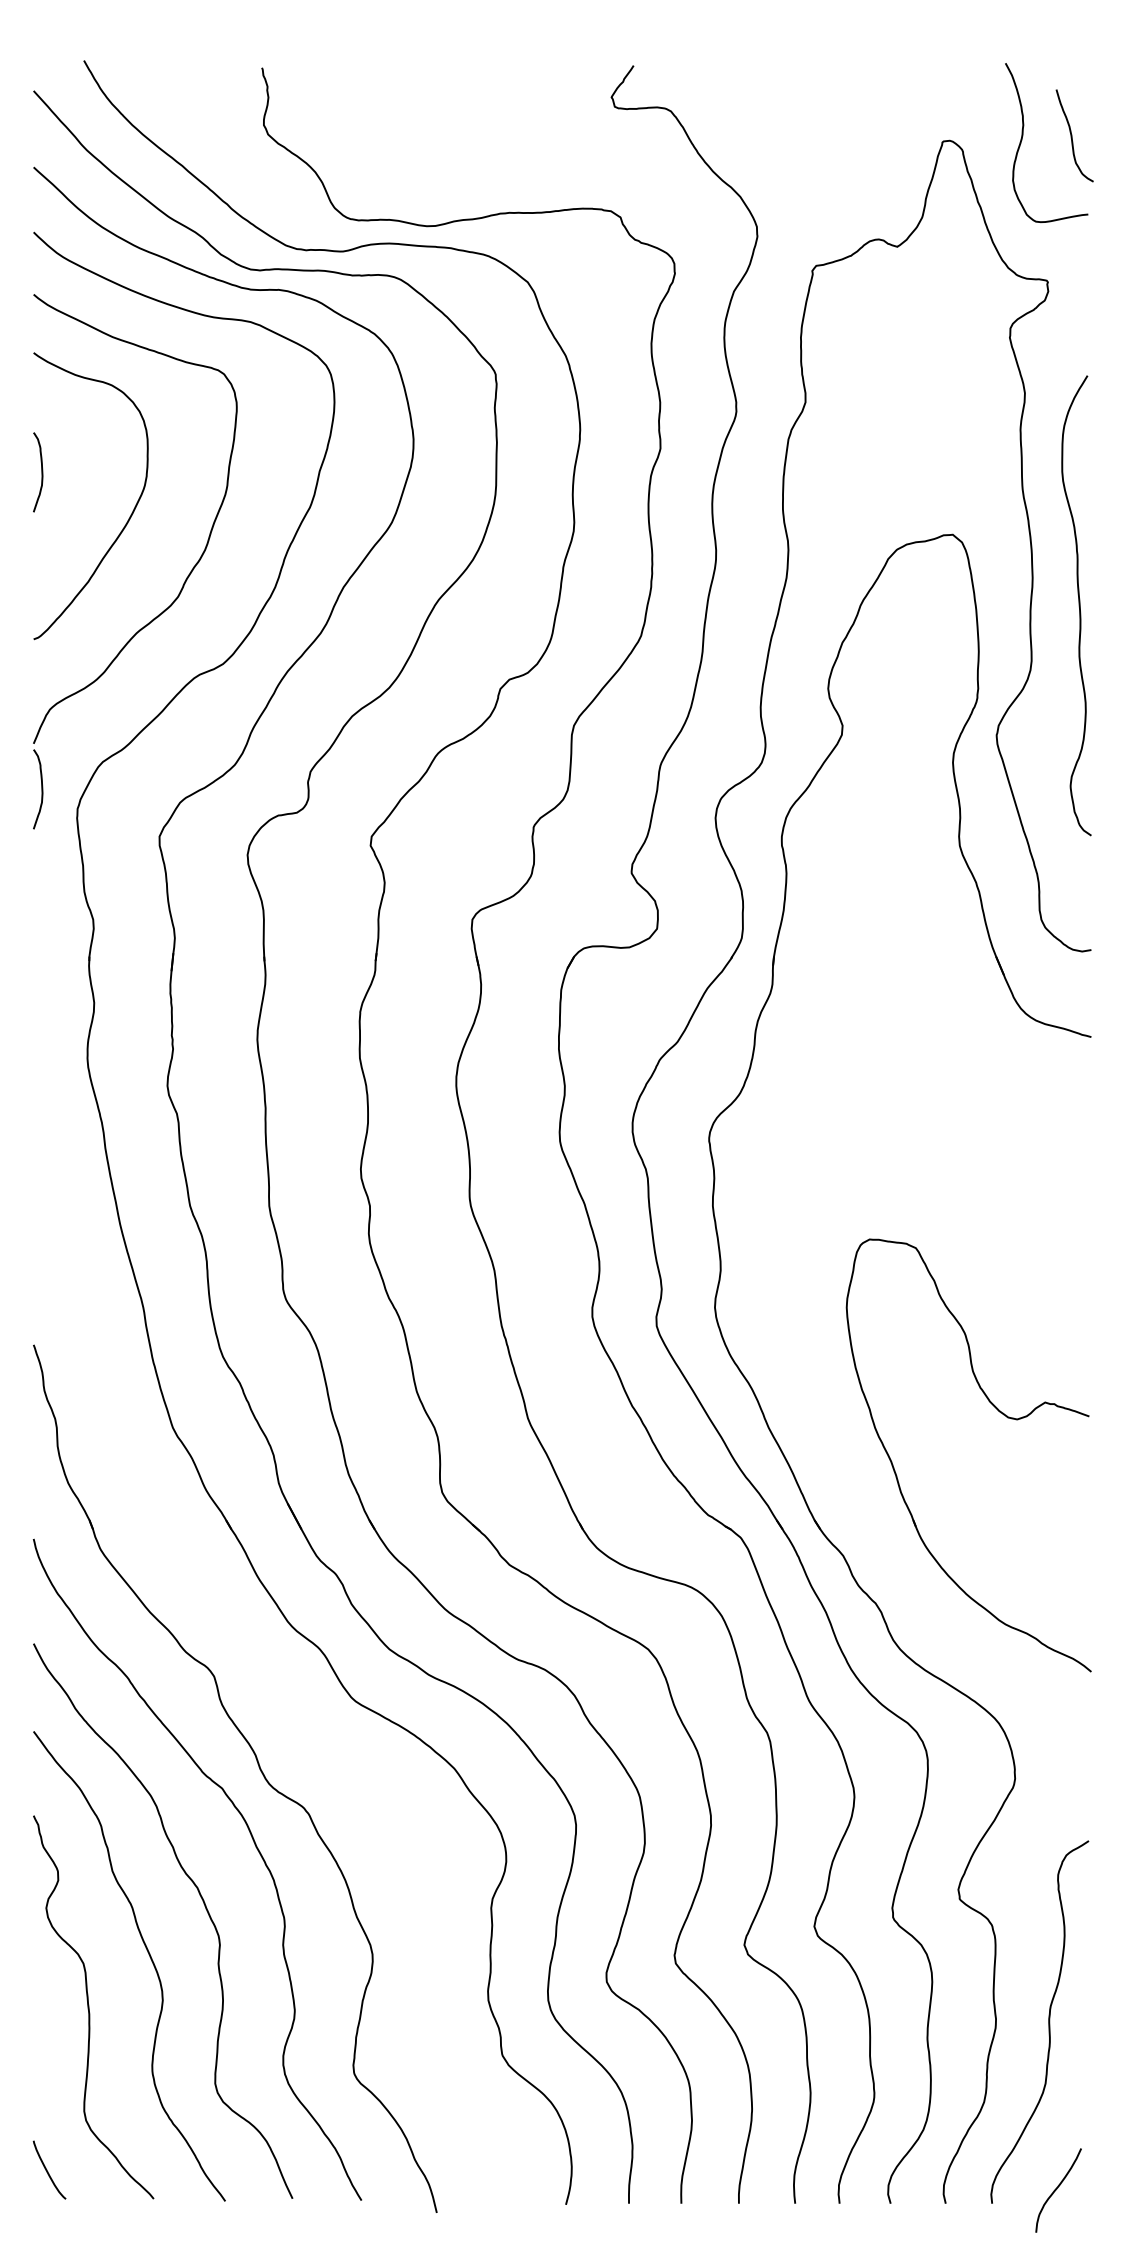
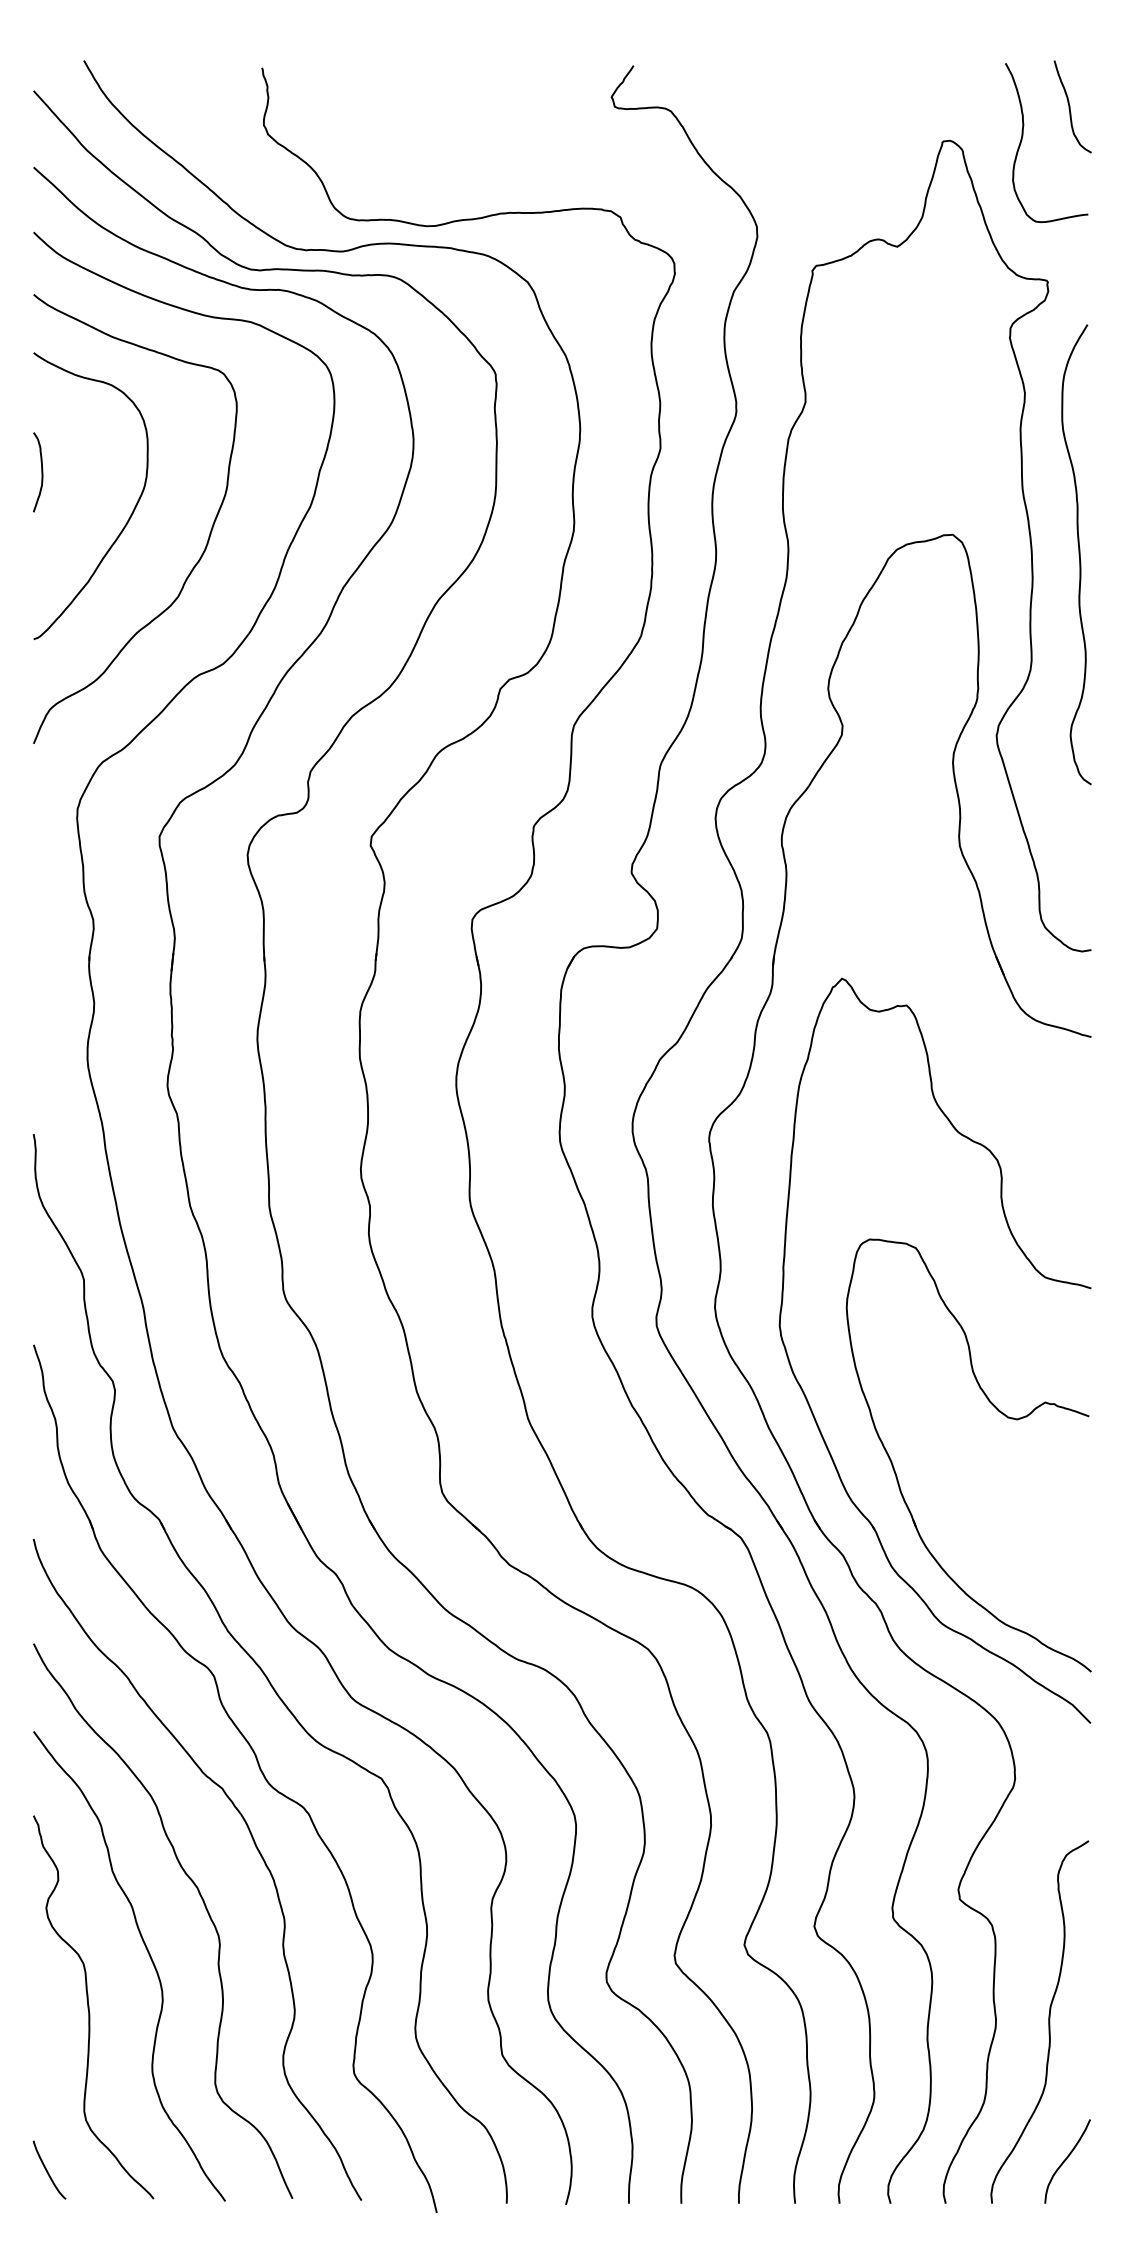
curve position: (1072, 135) -> (1070, 106) (1070, 106)
curve position: (1078, 605) -> (1078, 554) (1078, 554)
curve: present -> none (41, 789)
part: none -> present (1034, 1269)
part: none -> present (263, 1670)
curve position: (1057, 2189) -> (1066, 2160) (1066, 2160)
